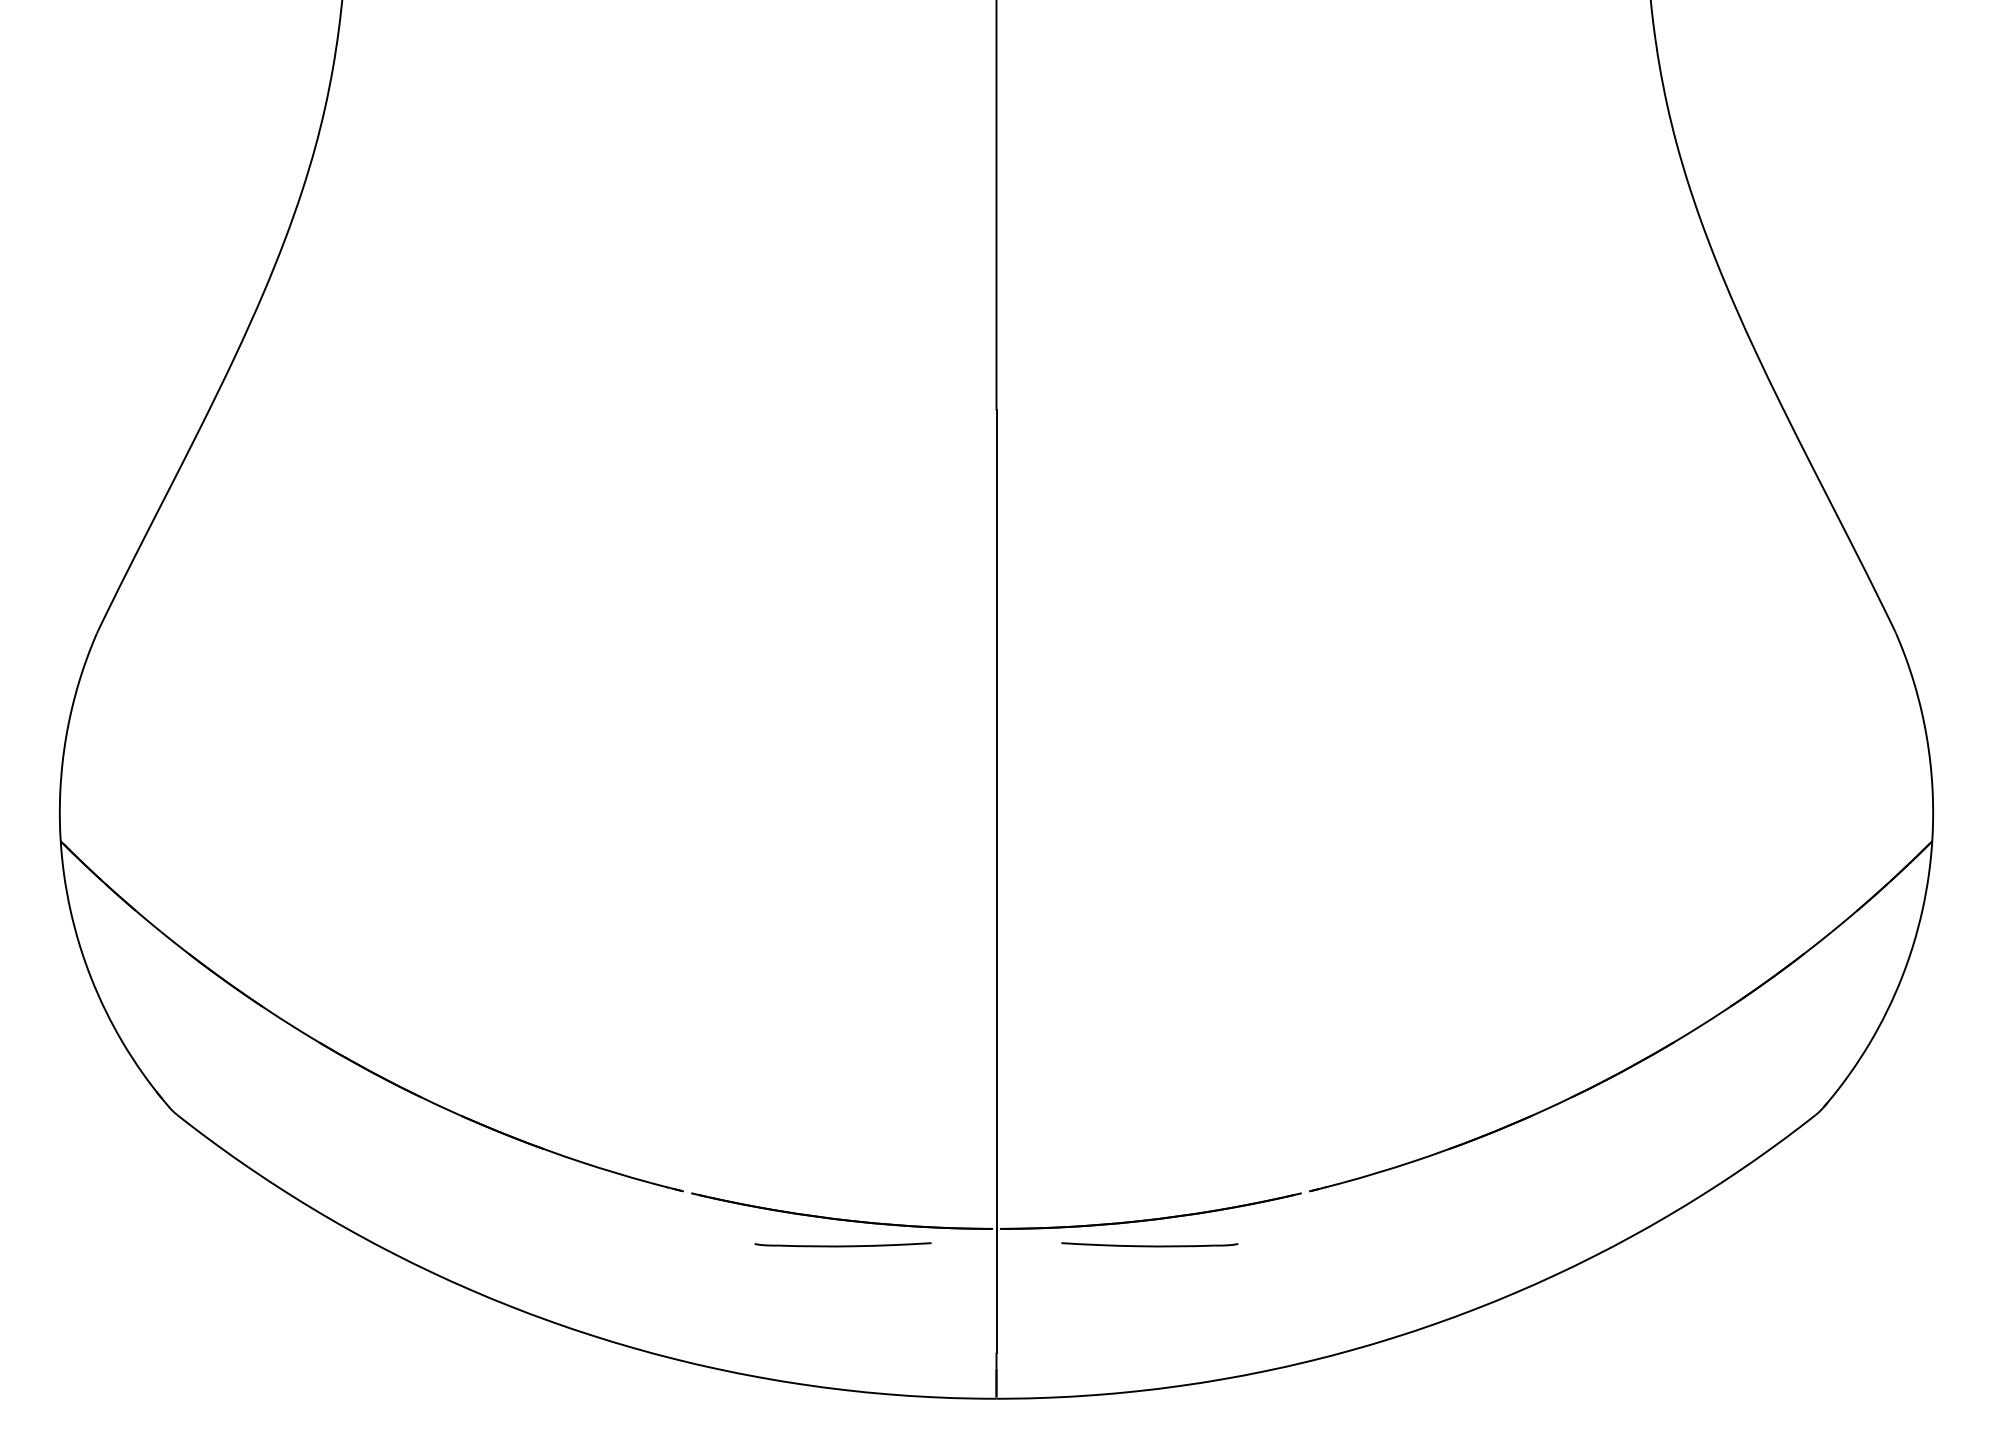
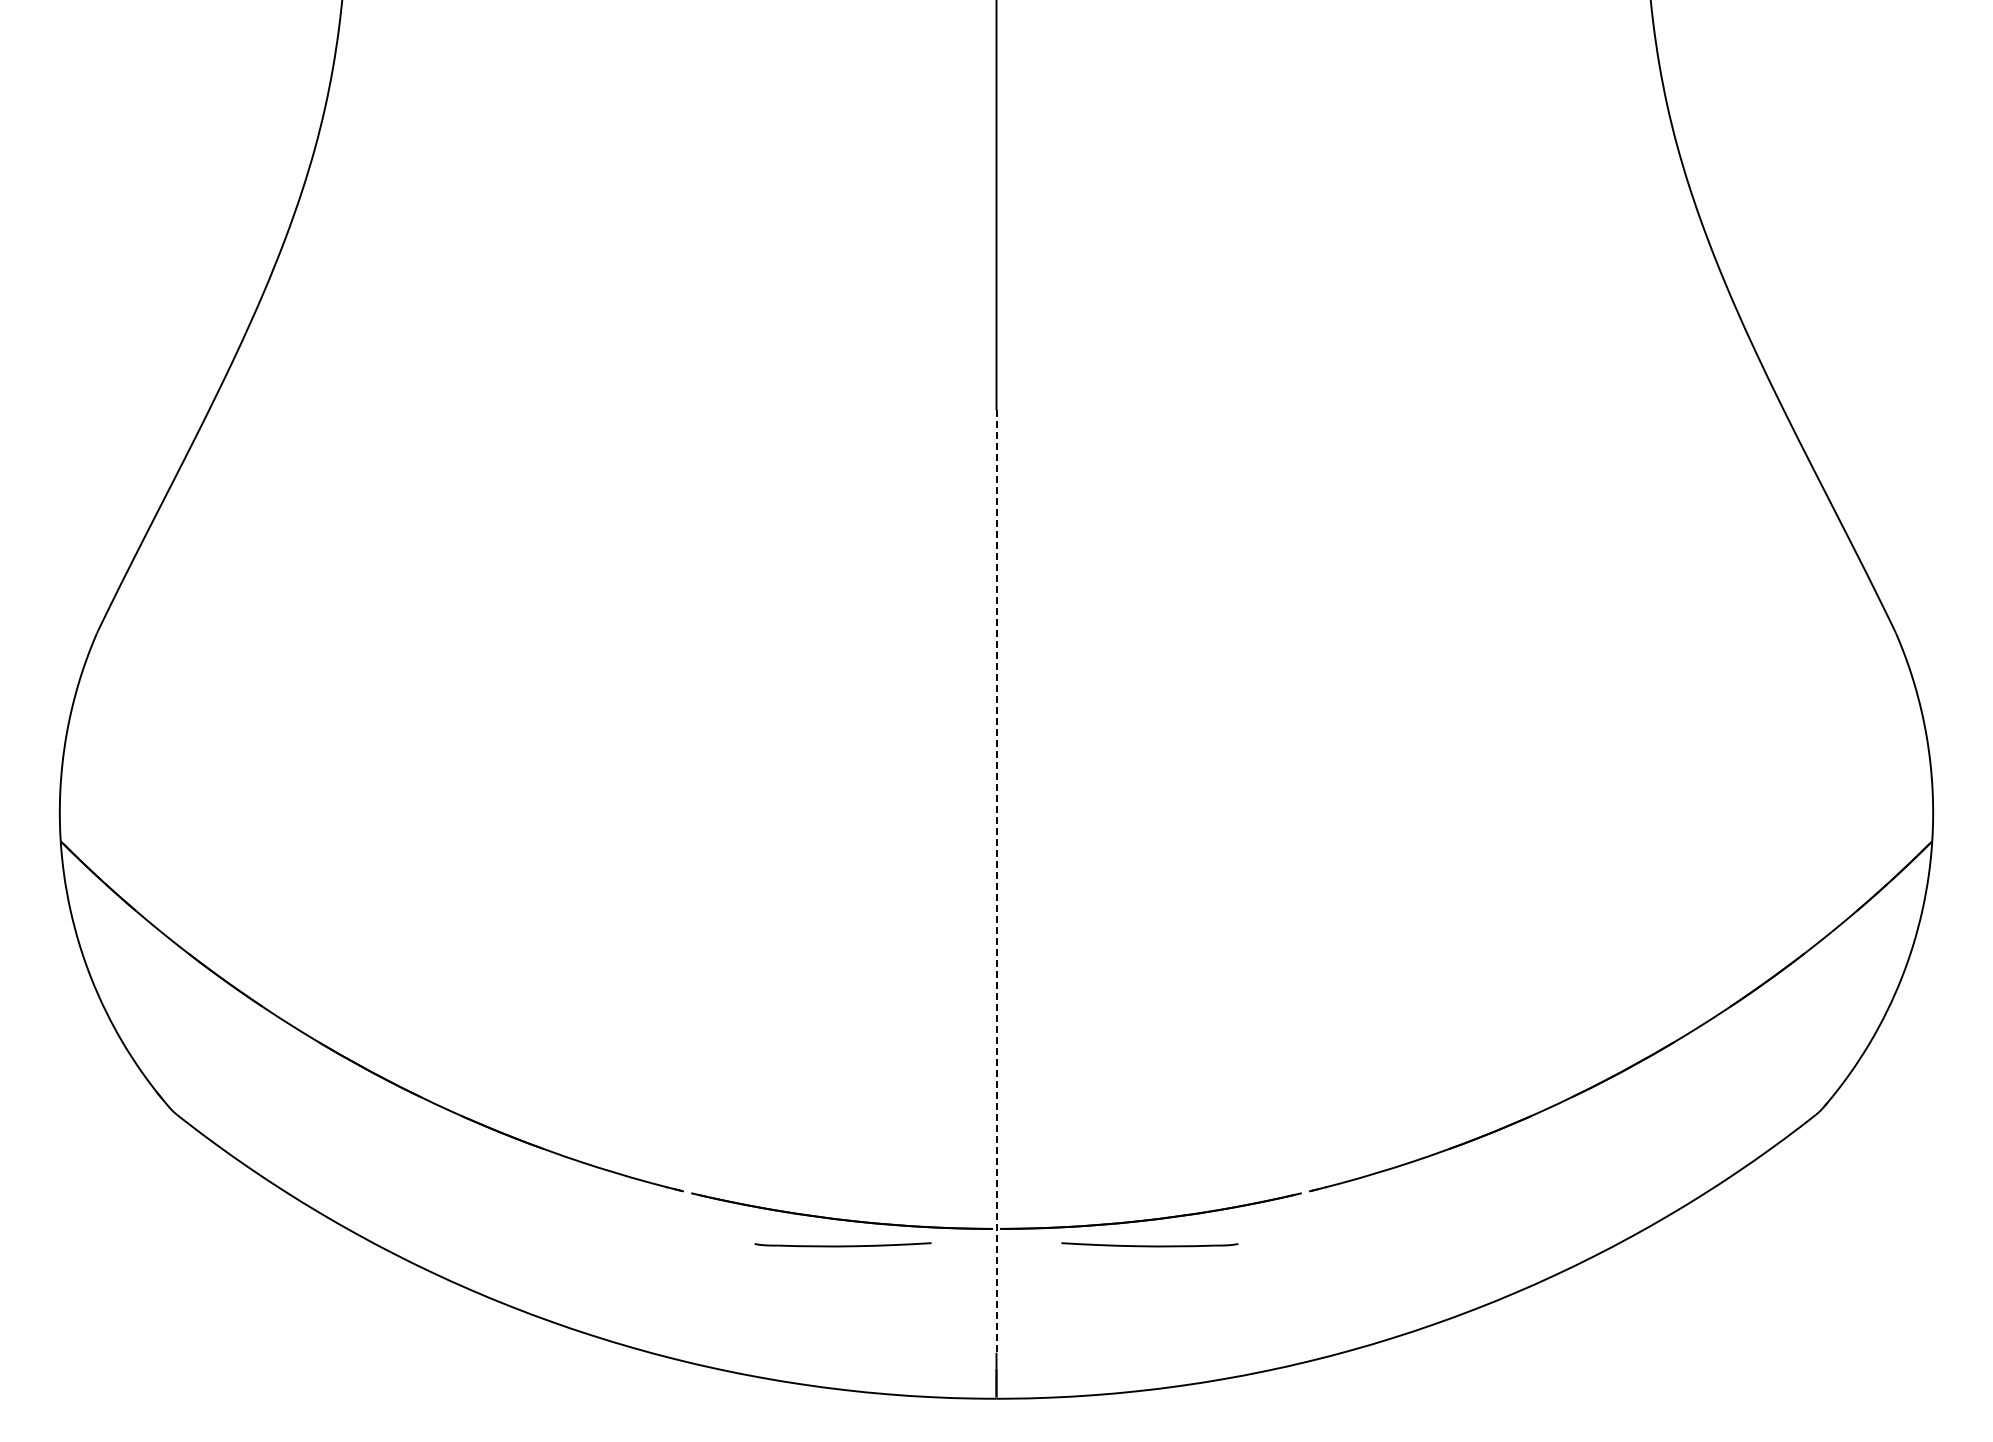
line: solid -> dashed (996, 882)
